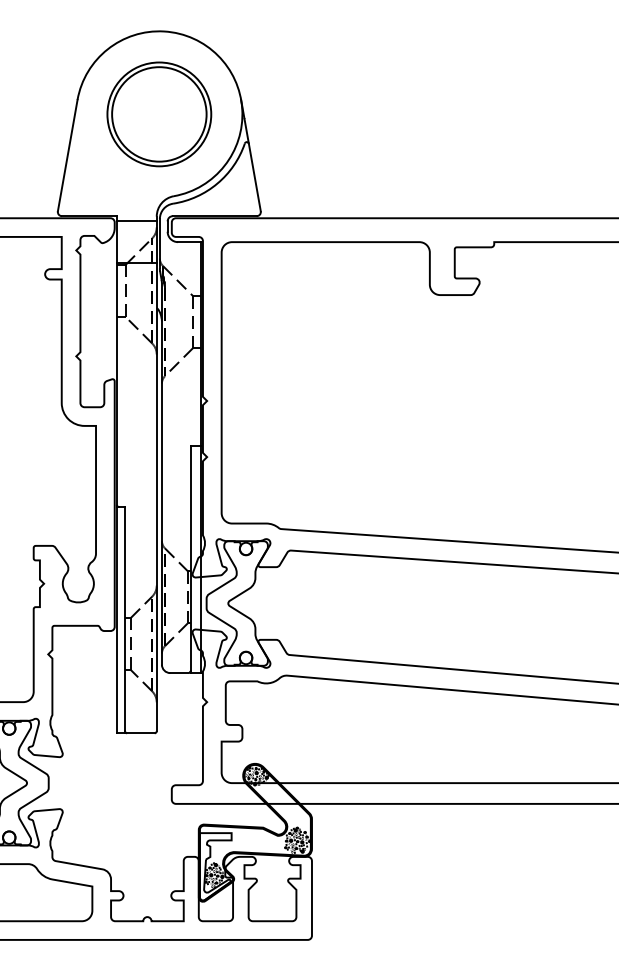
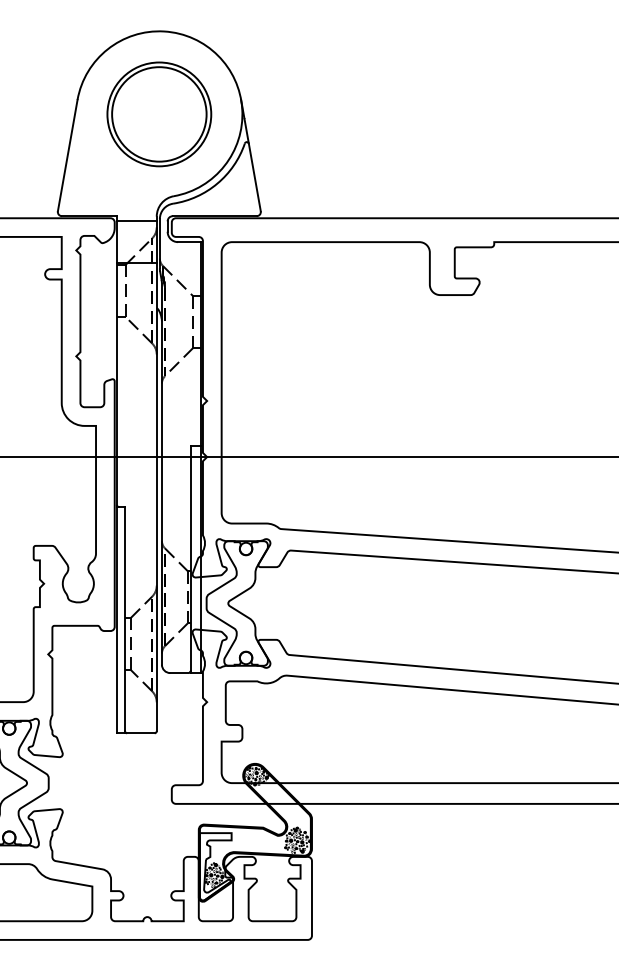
line: none -> present (308, 457)
